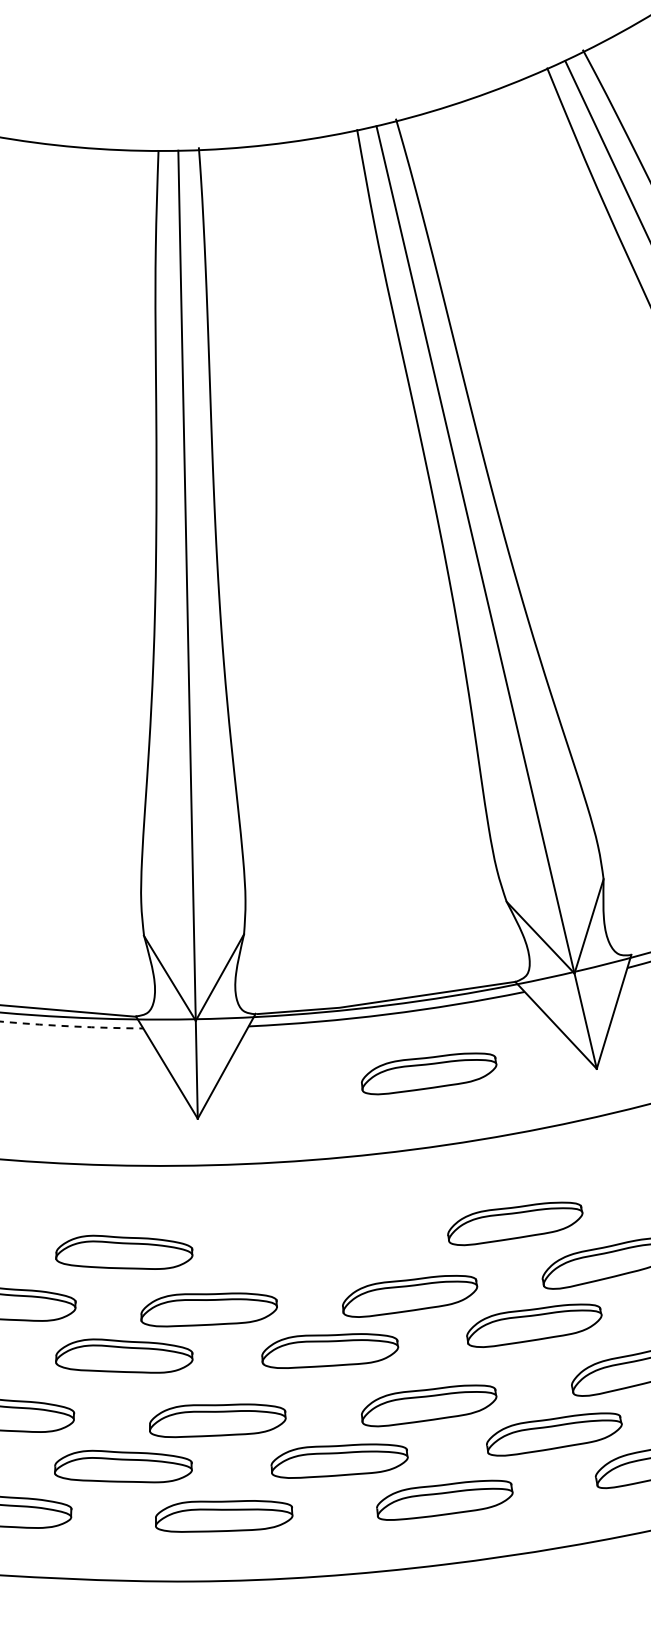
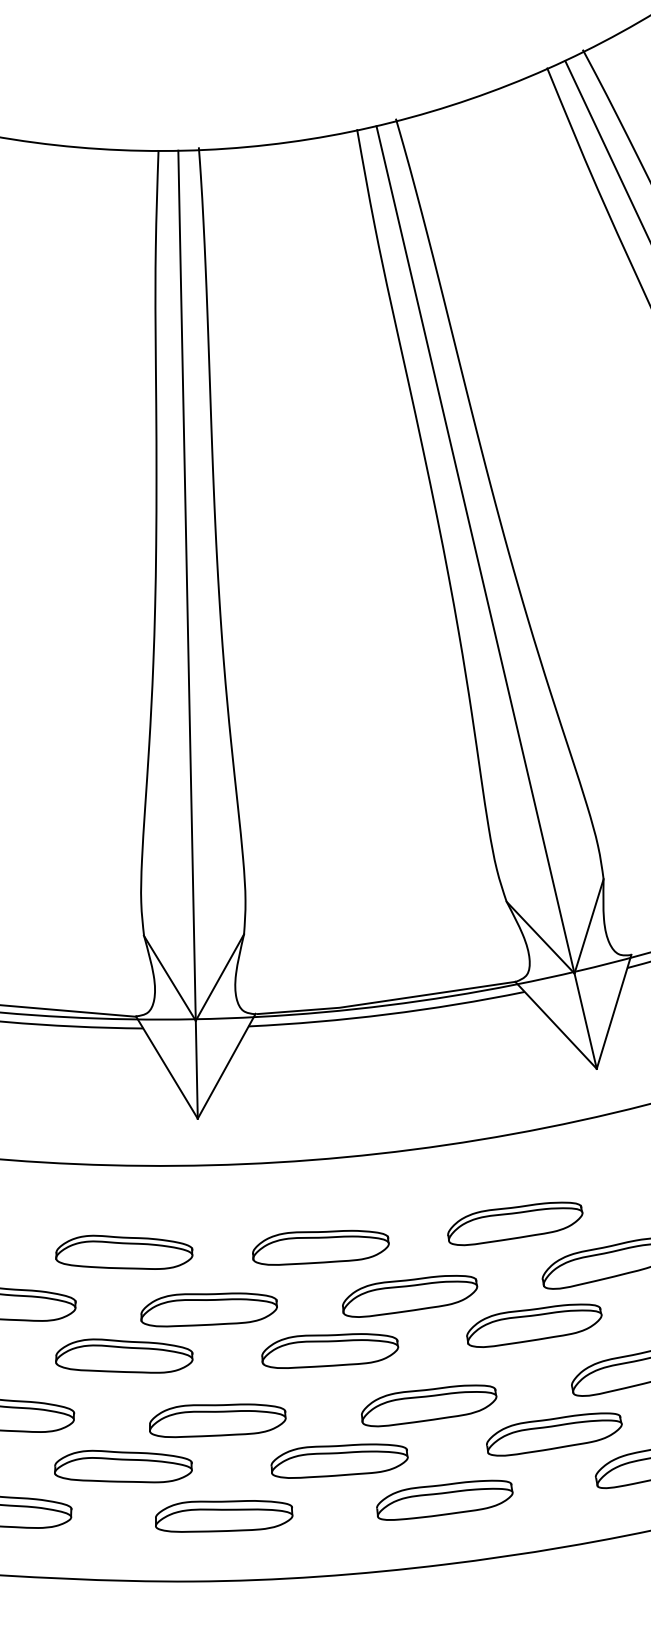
arc: dashed -> solid (72, 1026)
part: present -> none (429, 1073)
part: none -> present (320, 1247)
